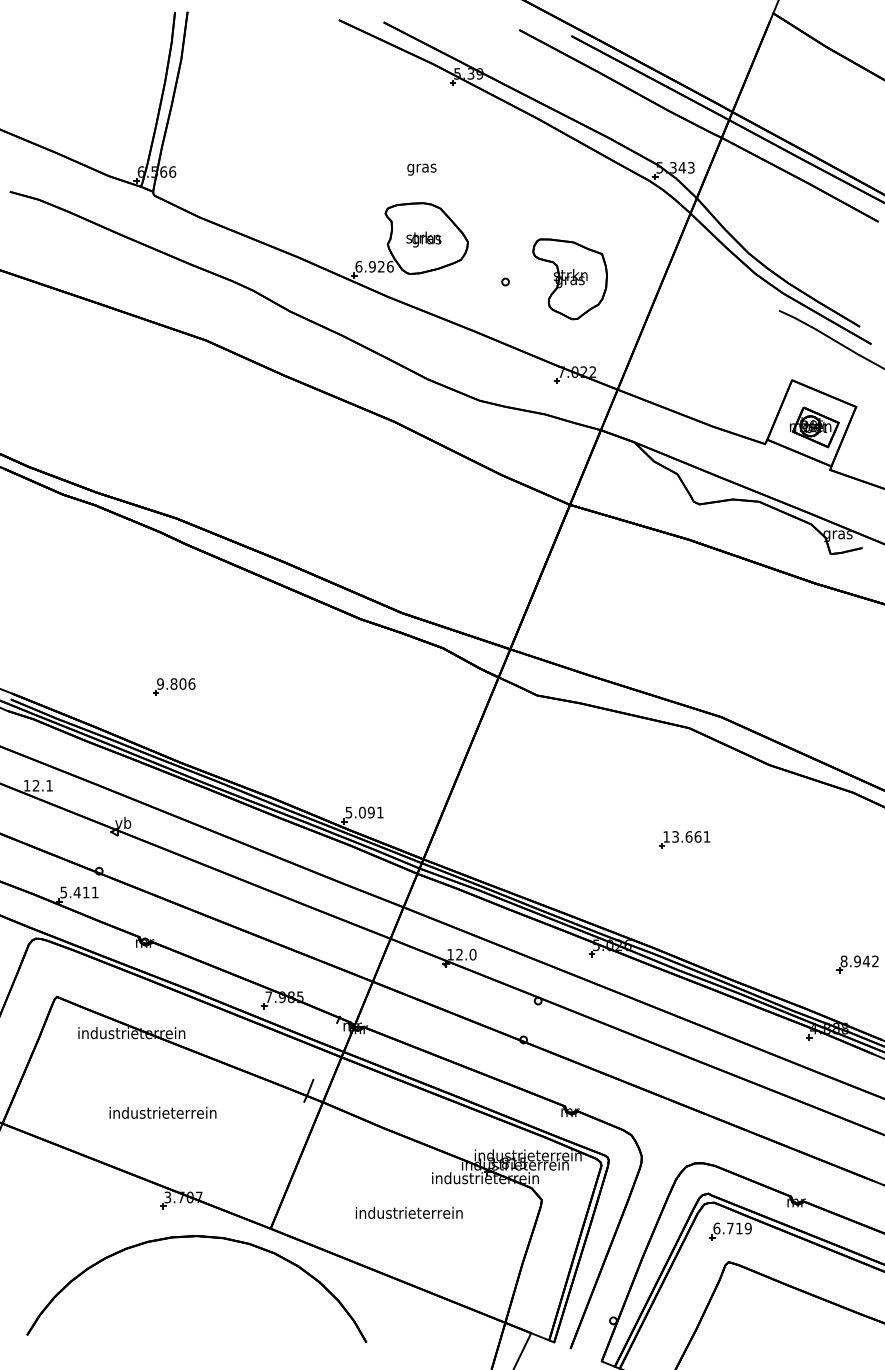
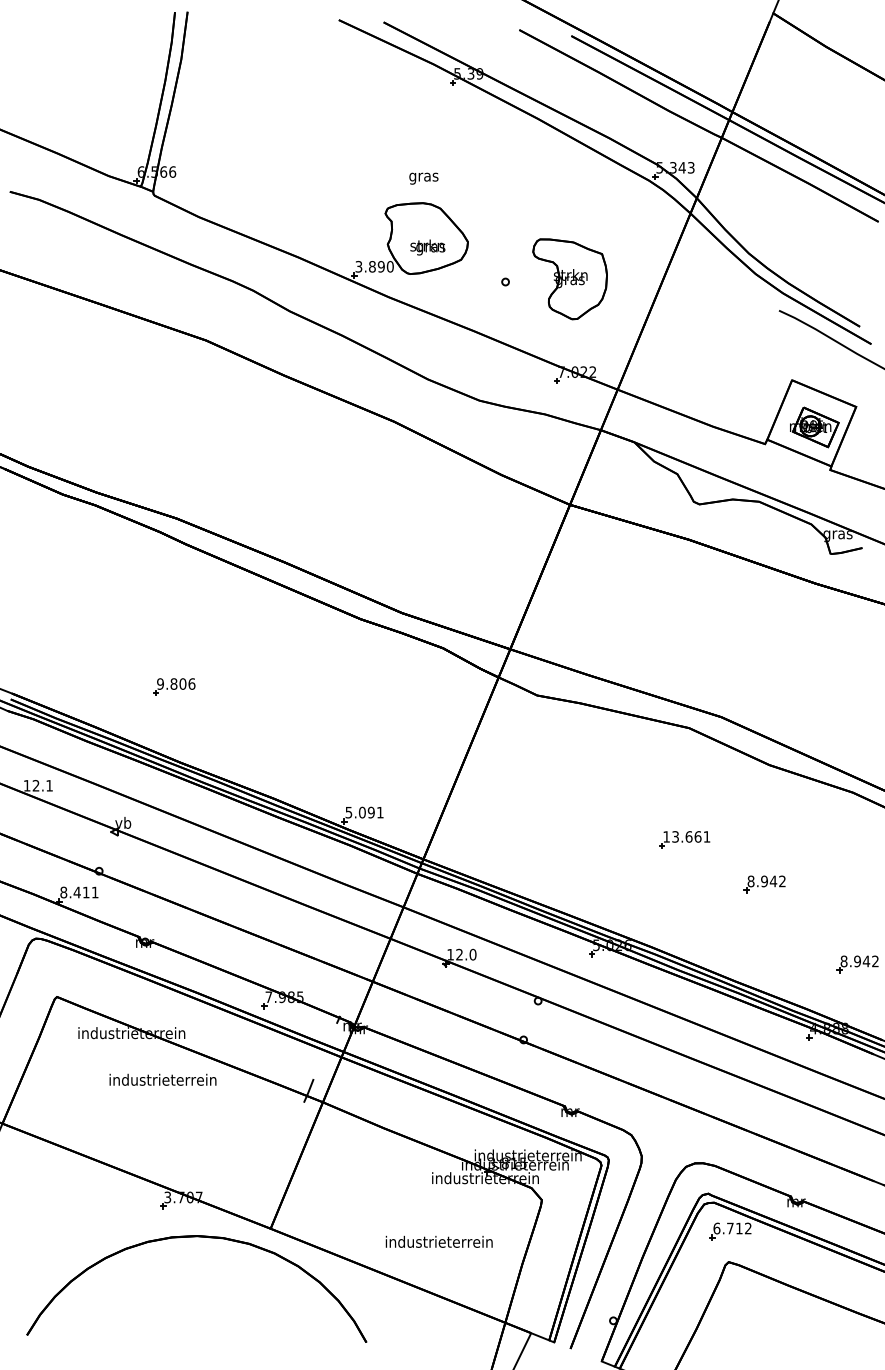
text position: (421, 169) -> (423, 178) (423, 178)
text position: (423, 239) -> (427, 247) (427, 247)
text: 6.926 -> 3.890 (374, 266)
part: none -> present (764, 884)
text: 5.411 -> 8.411 (63, 892)
text position: (162, 1112) -> (162, 1079) (162, 1079)
text position: (408, 1212) -> (438, 1241) (438, 1241)
text: 6.719 -> 6.712 (747, 1228)
